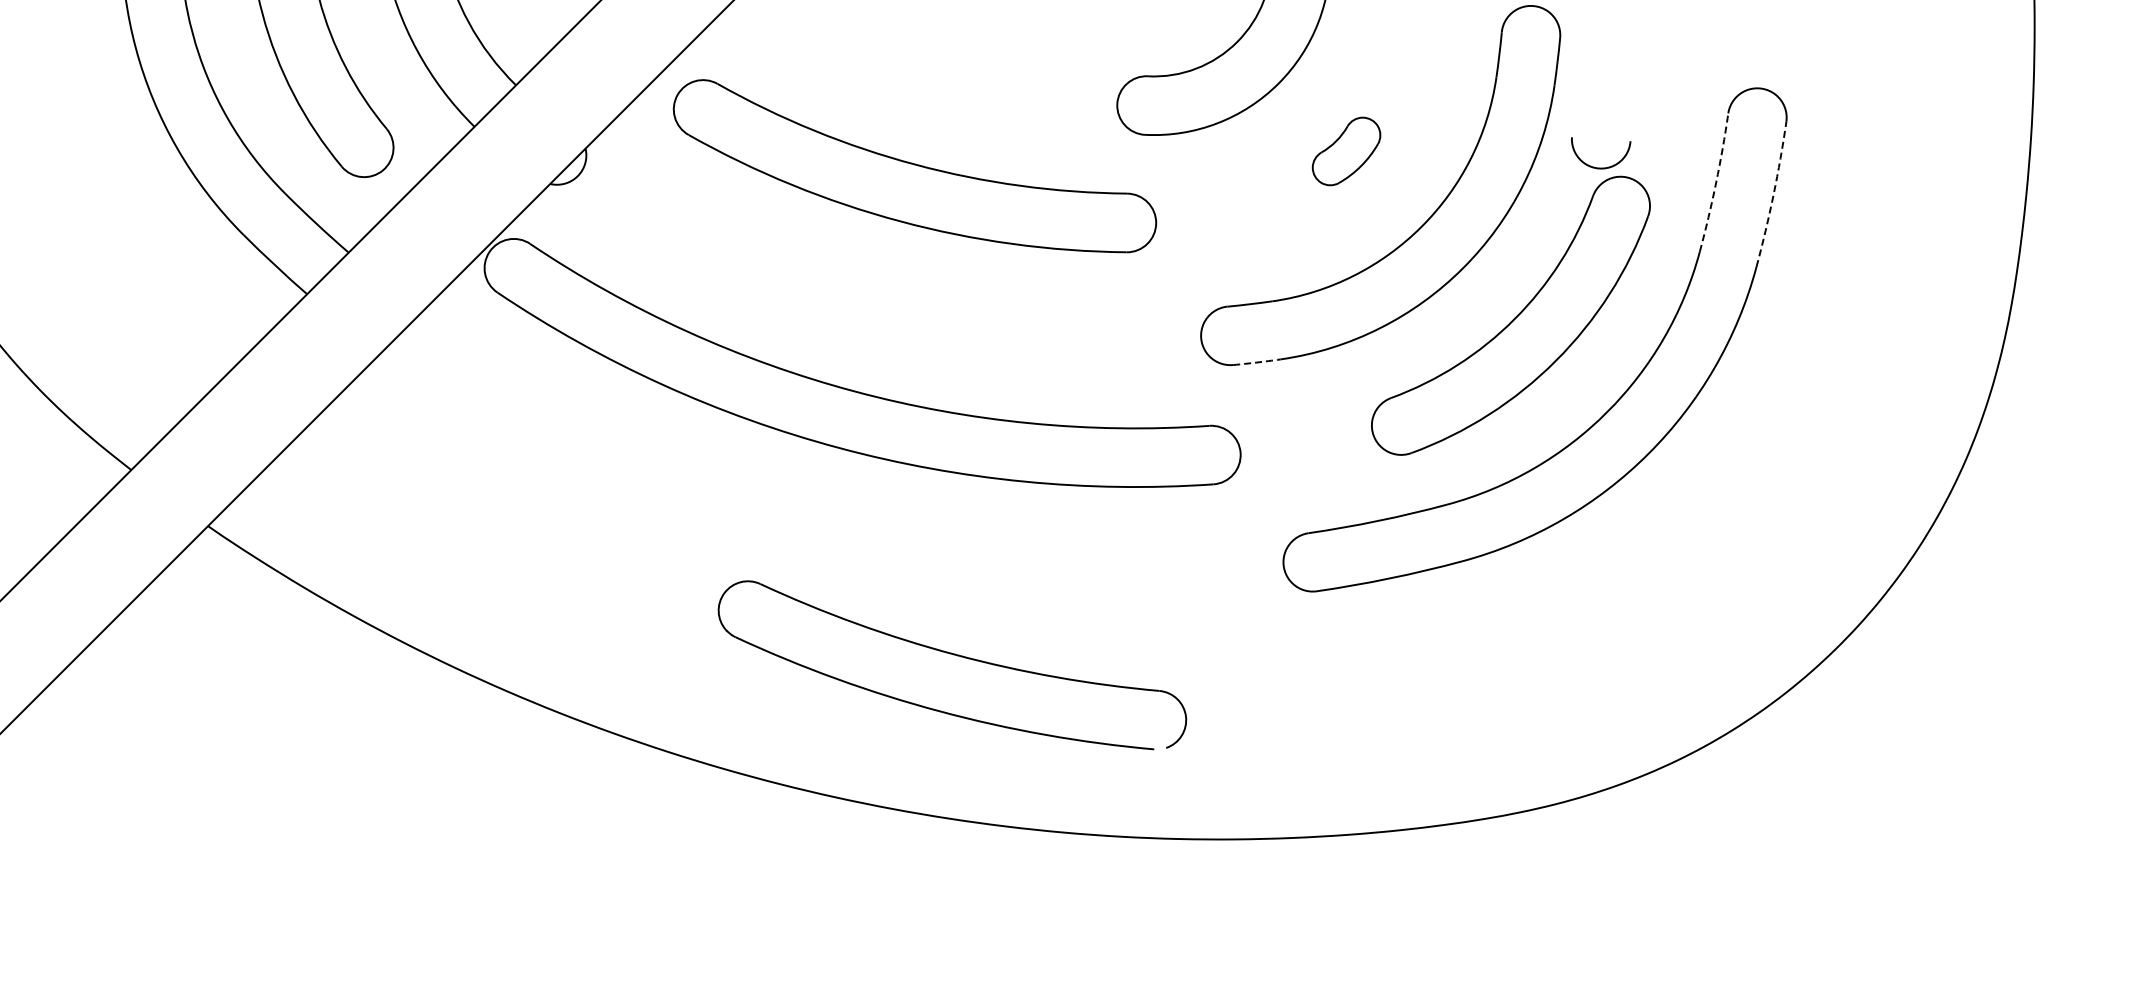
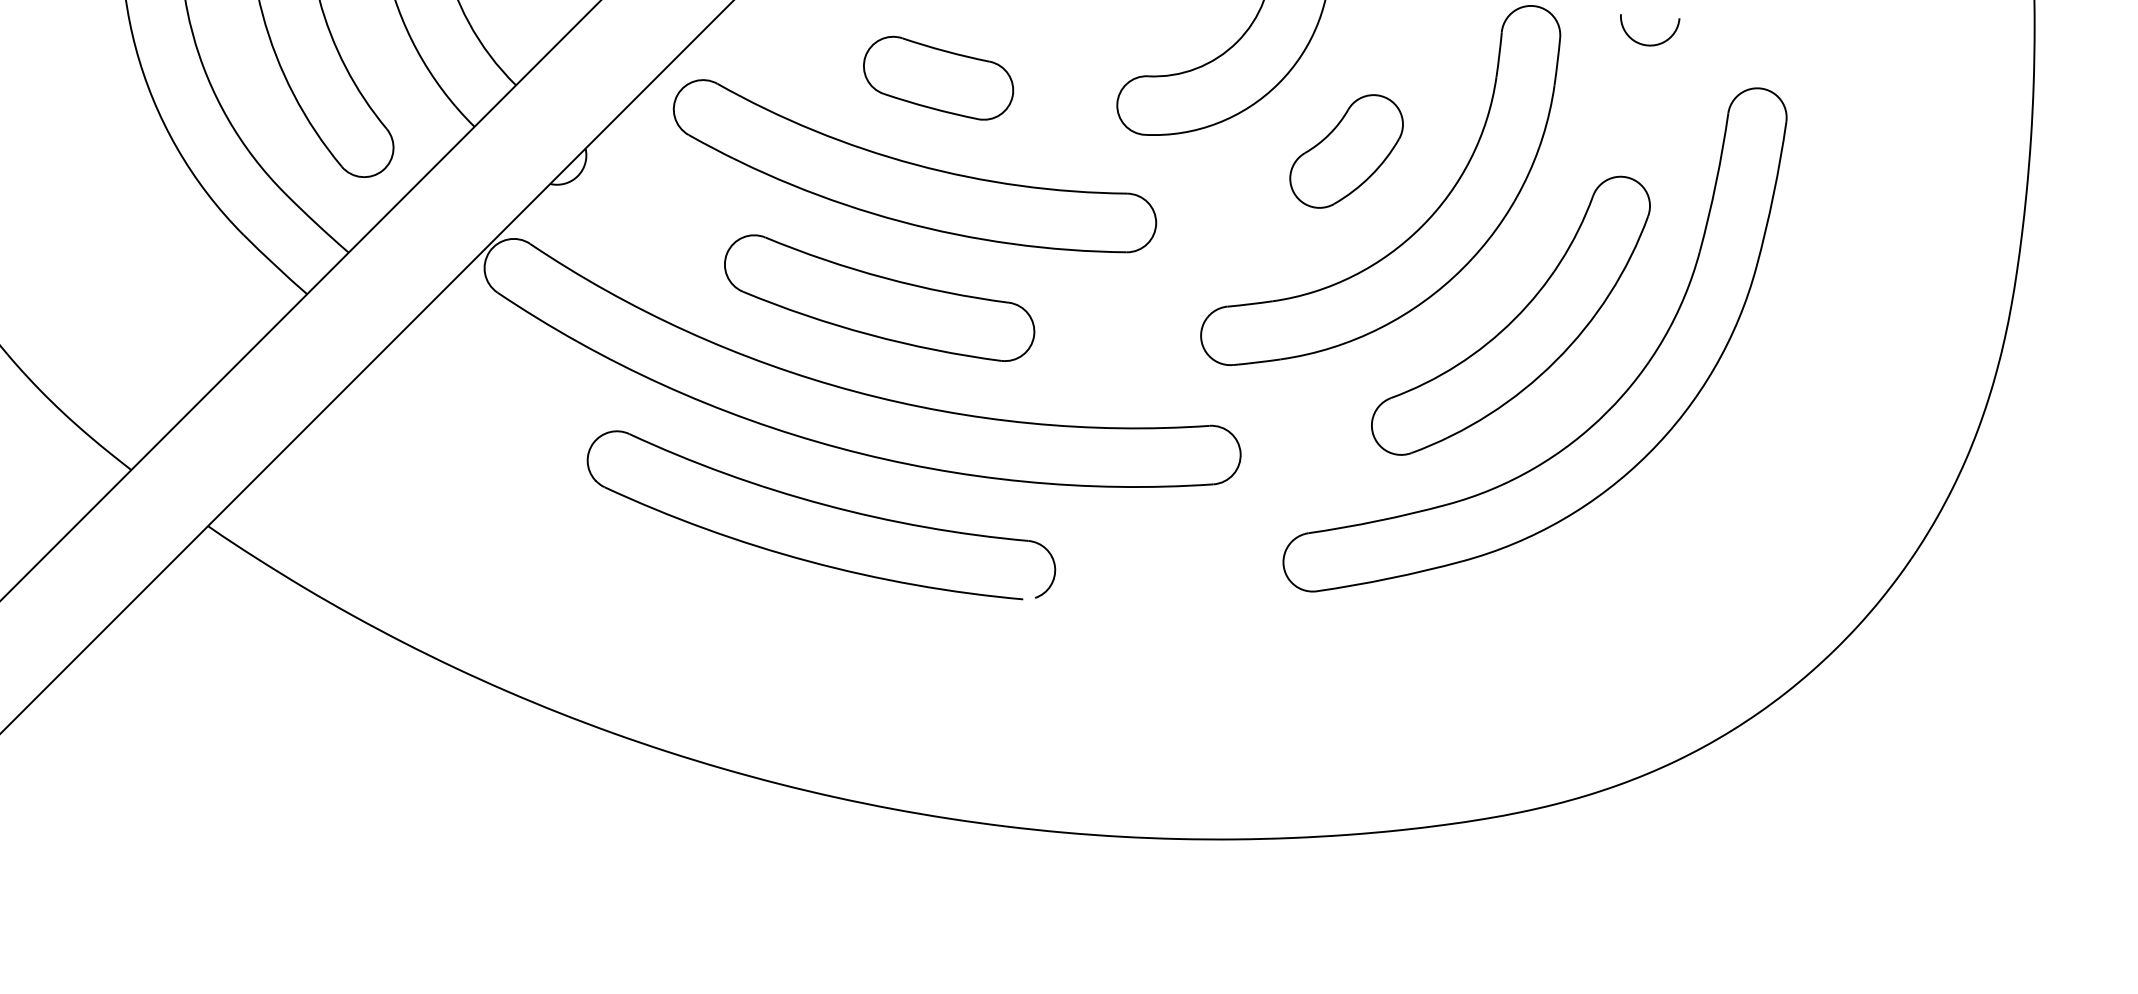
part: none -> present (938, 77)
part size: 71x71 px -> 115x115 px (1346, 151)
arc position: (1601, 167) -> (1650, 44) (1650, 44)
arc: dashed -> solid (1716, 183)
arc: dashed -> solid (1773, 194)
part: none -> present (879, 297)
arc: dashed -> solid (1256, 362)
part position: (953, 655) -> (822, 505) (822, 505)
